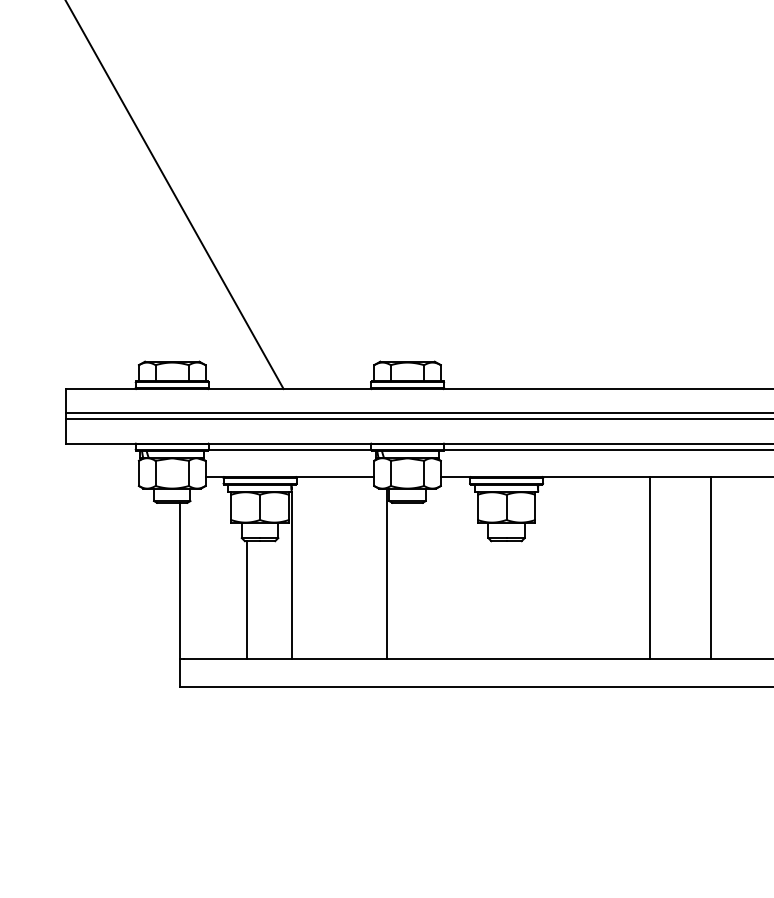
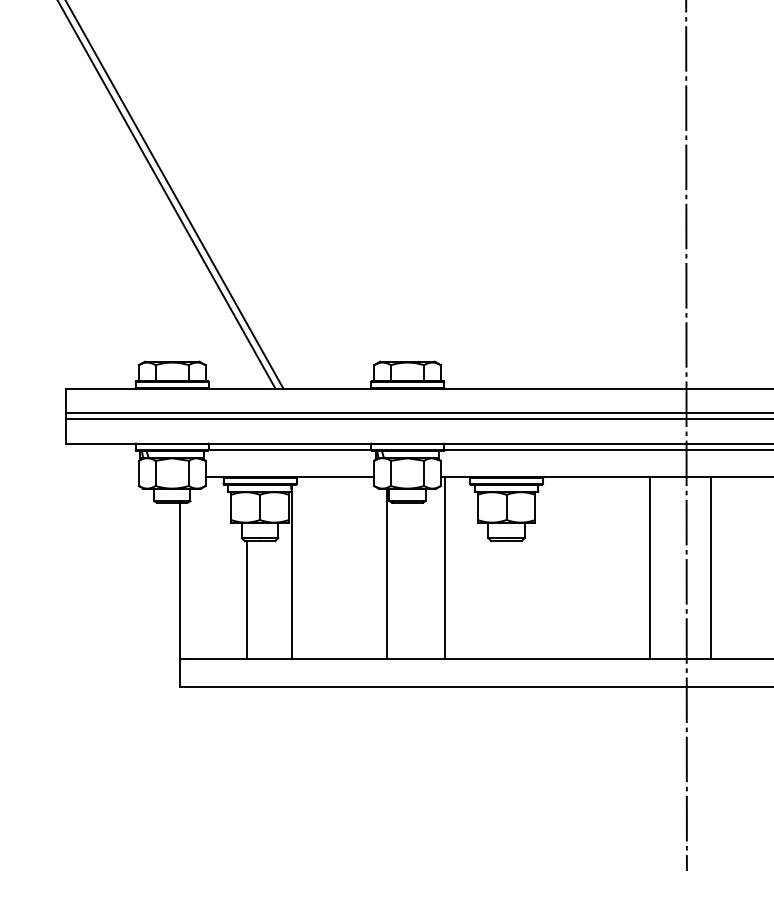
line: none -> present (166, 195)
line: none -> present (686, 436)
line: none -> present (445, 568)
